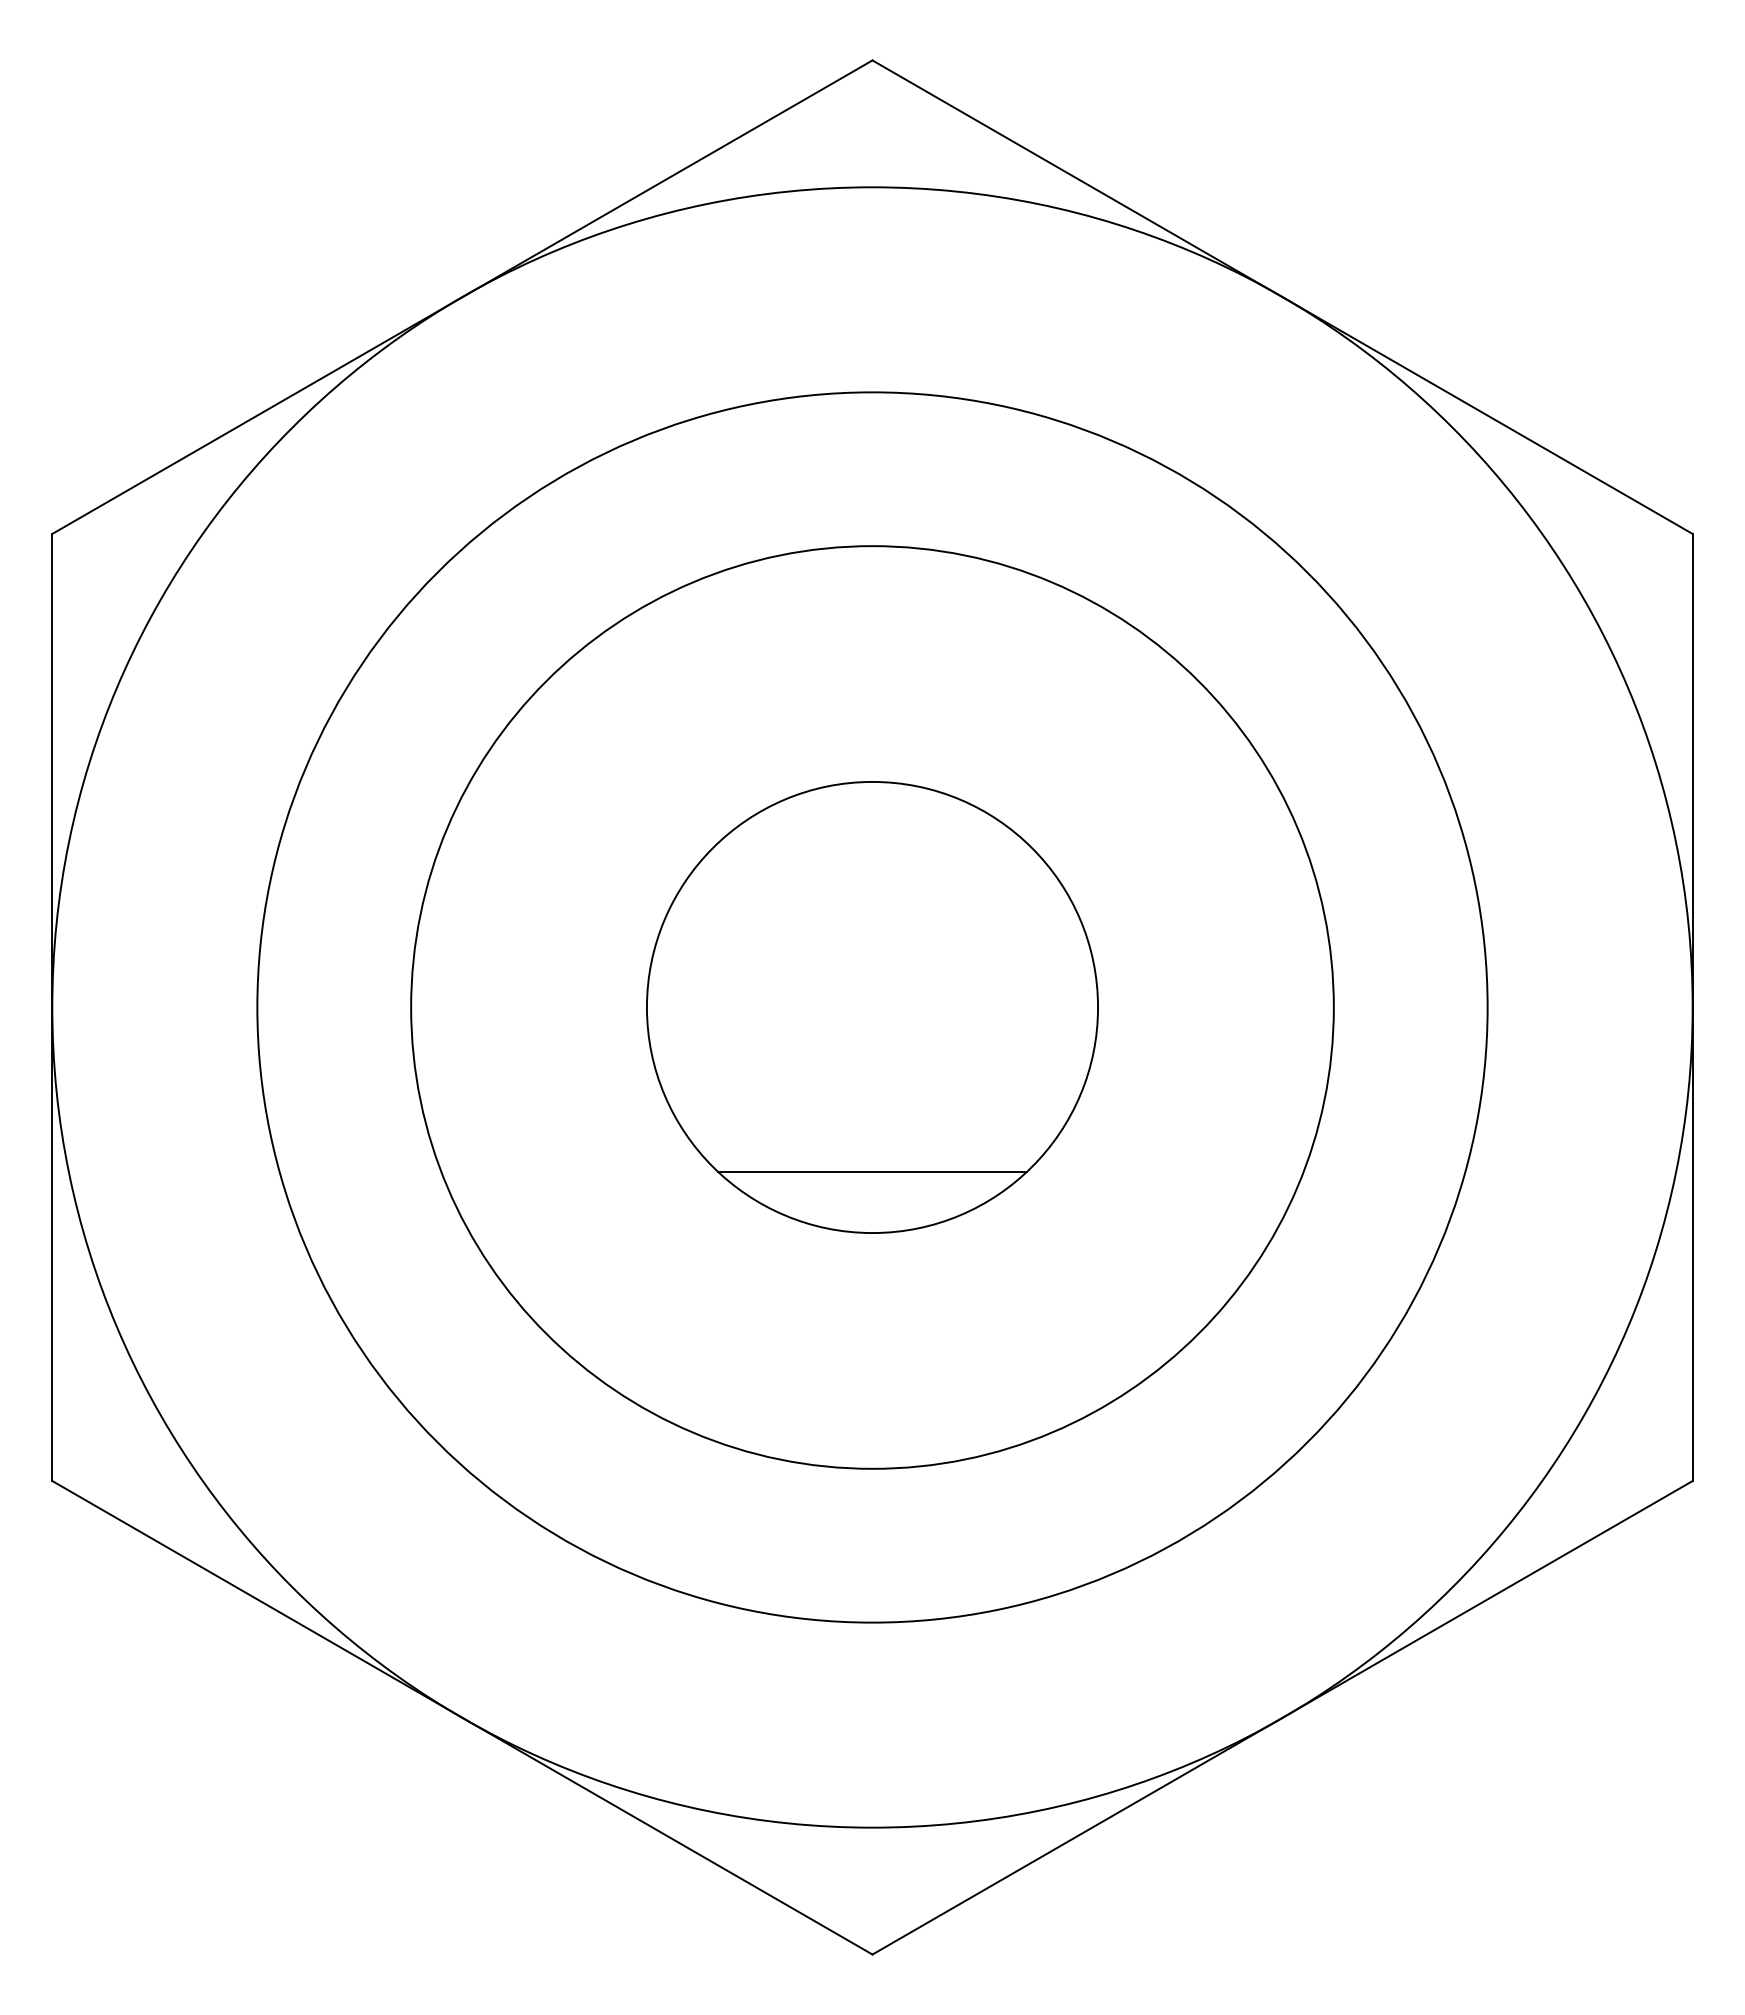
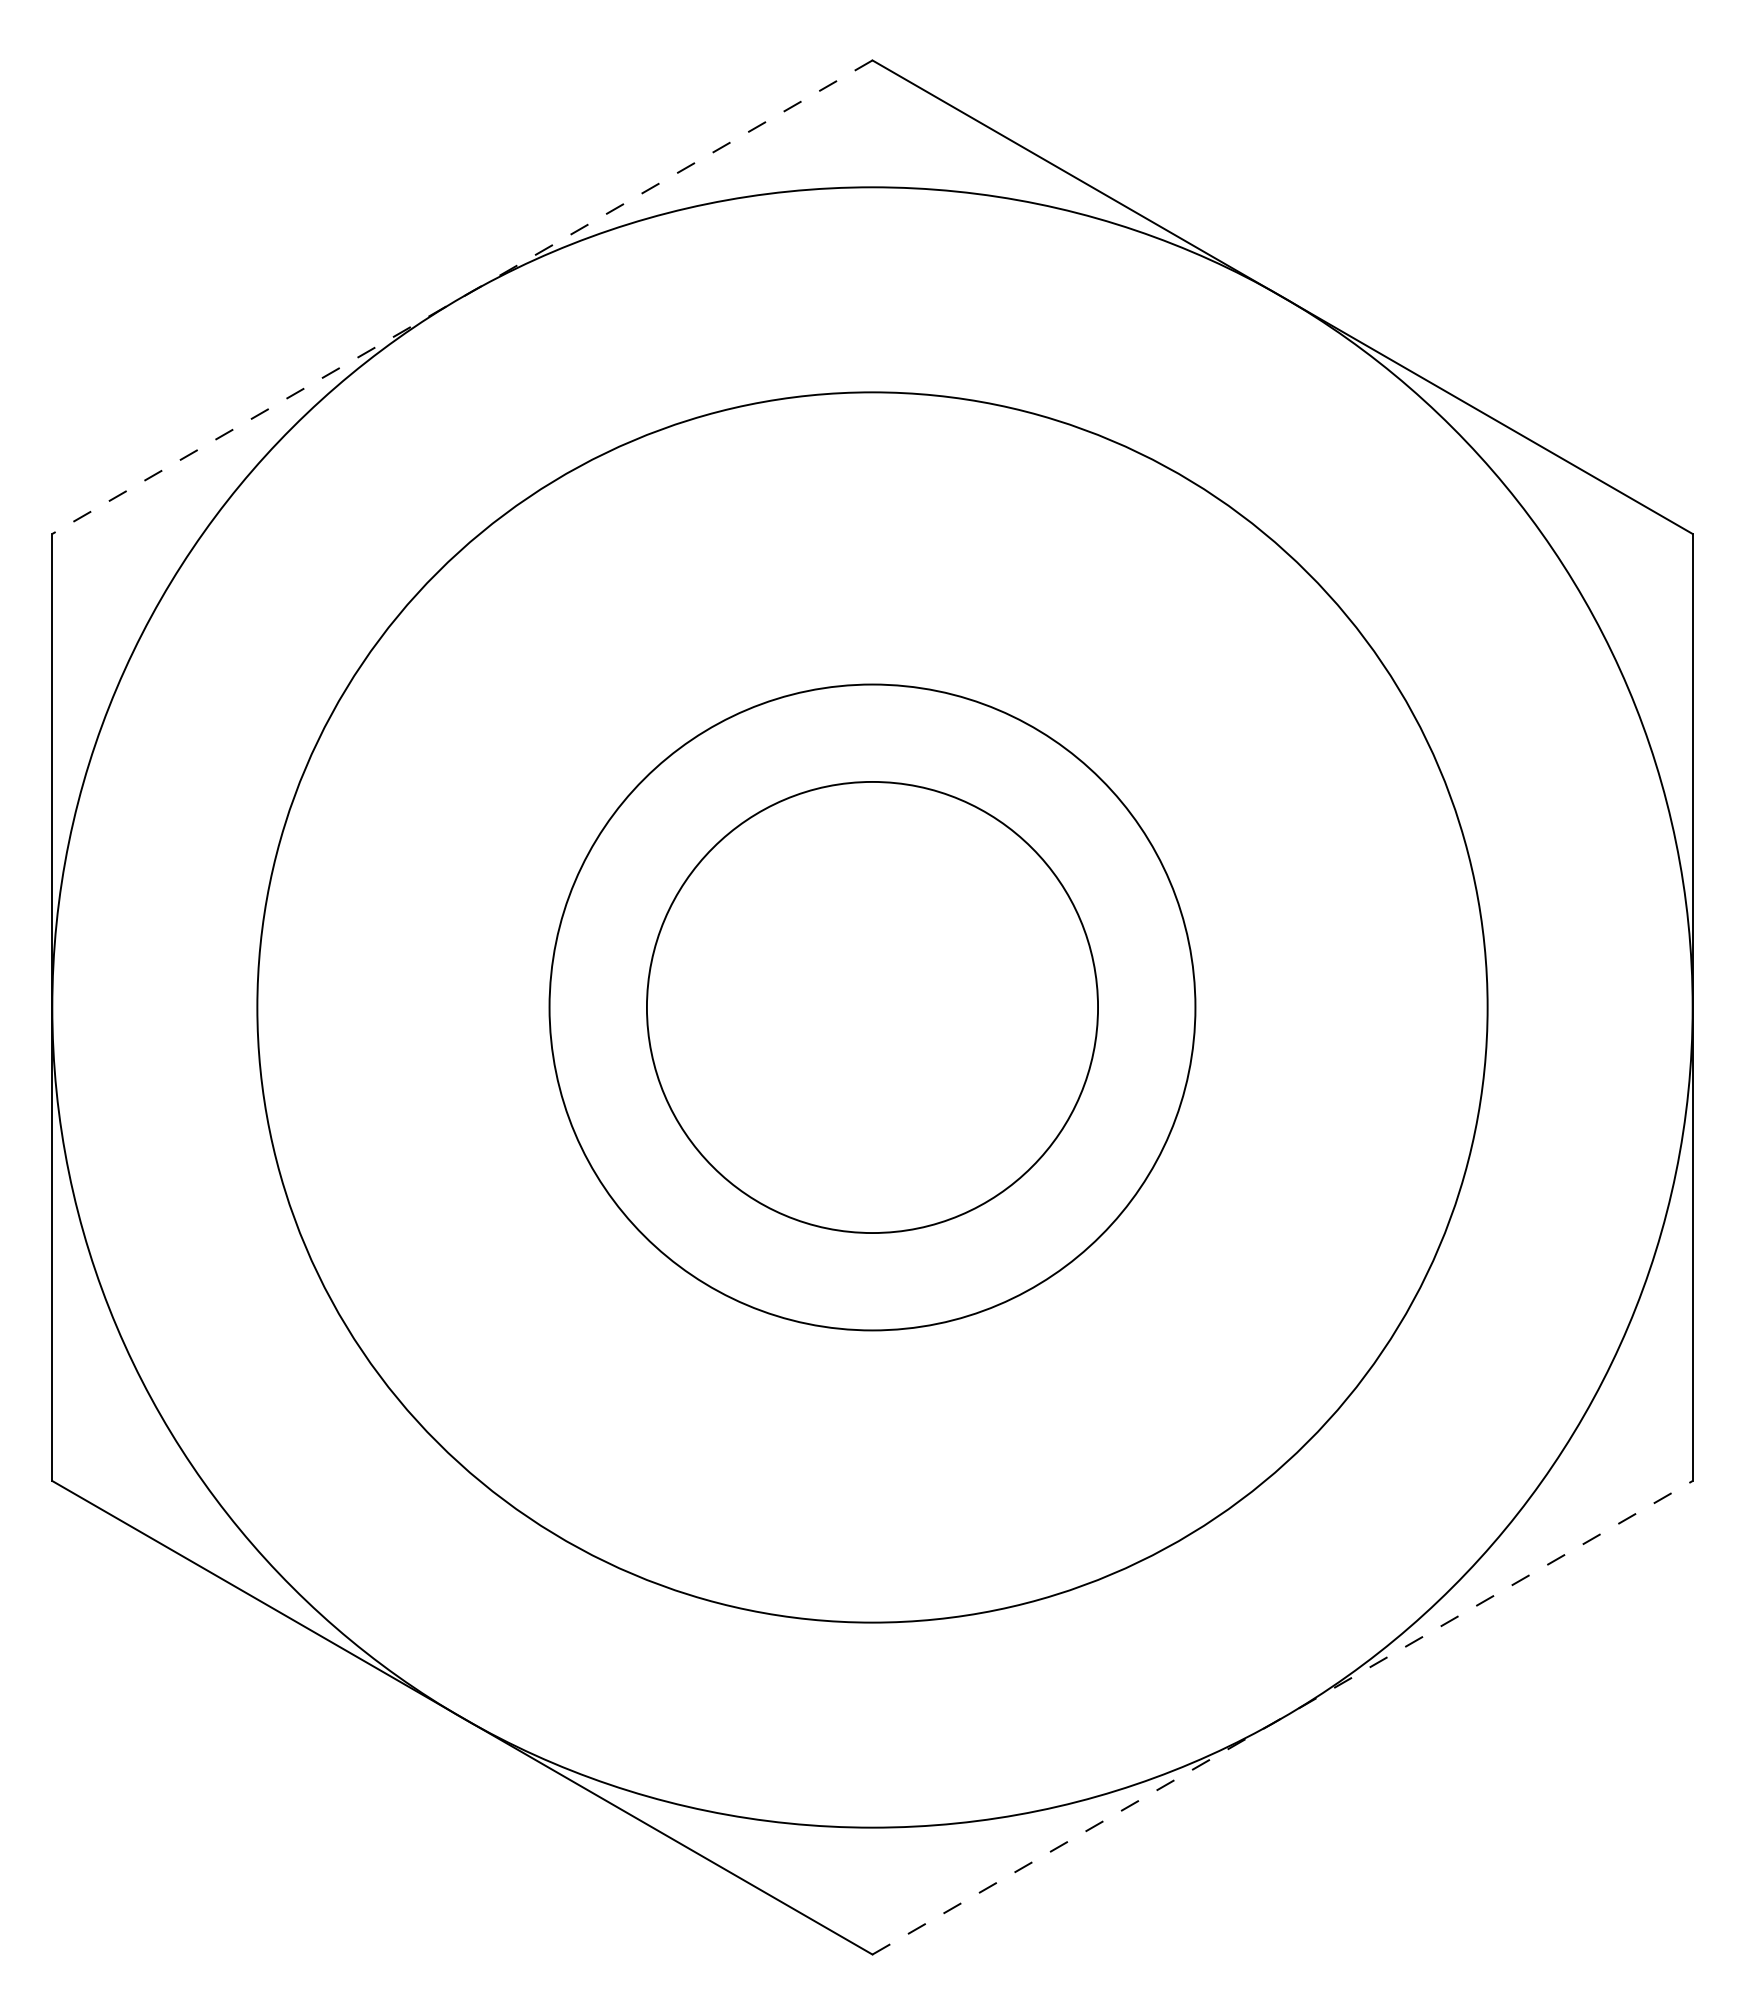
line: solid -> dashed (462, 297)
circle diameter: 923 px -> 646 px (872, 1007)
line: present -> none (872, 1171)
line: solid -> dashed (1282, 1717)
